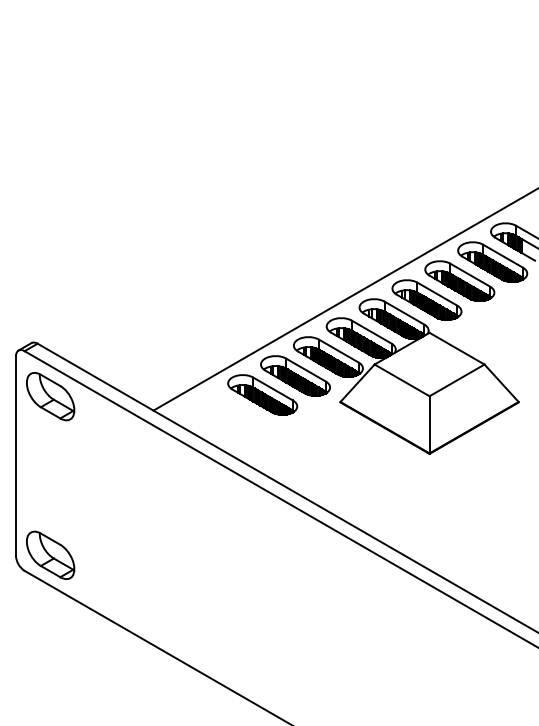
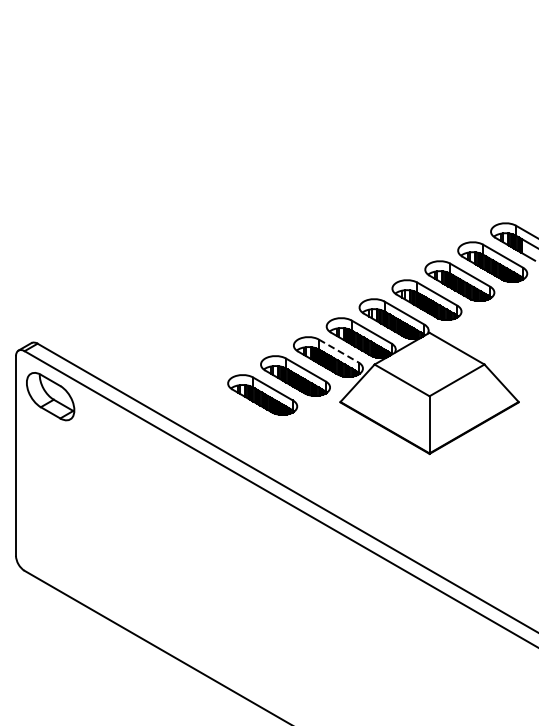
line: present -> none (344, 300)
line: solid -> dashed (338, 351)
part: present -> none (50, 554)
